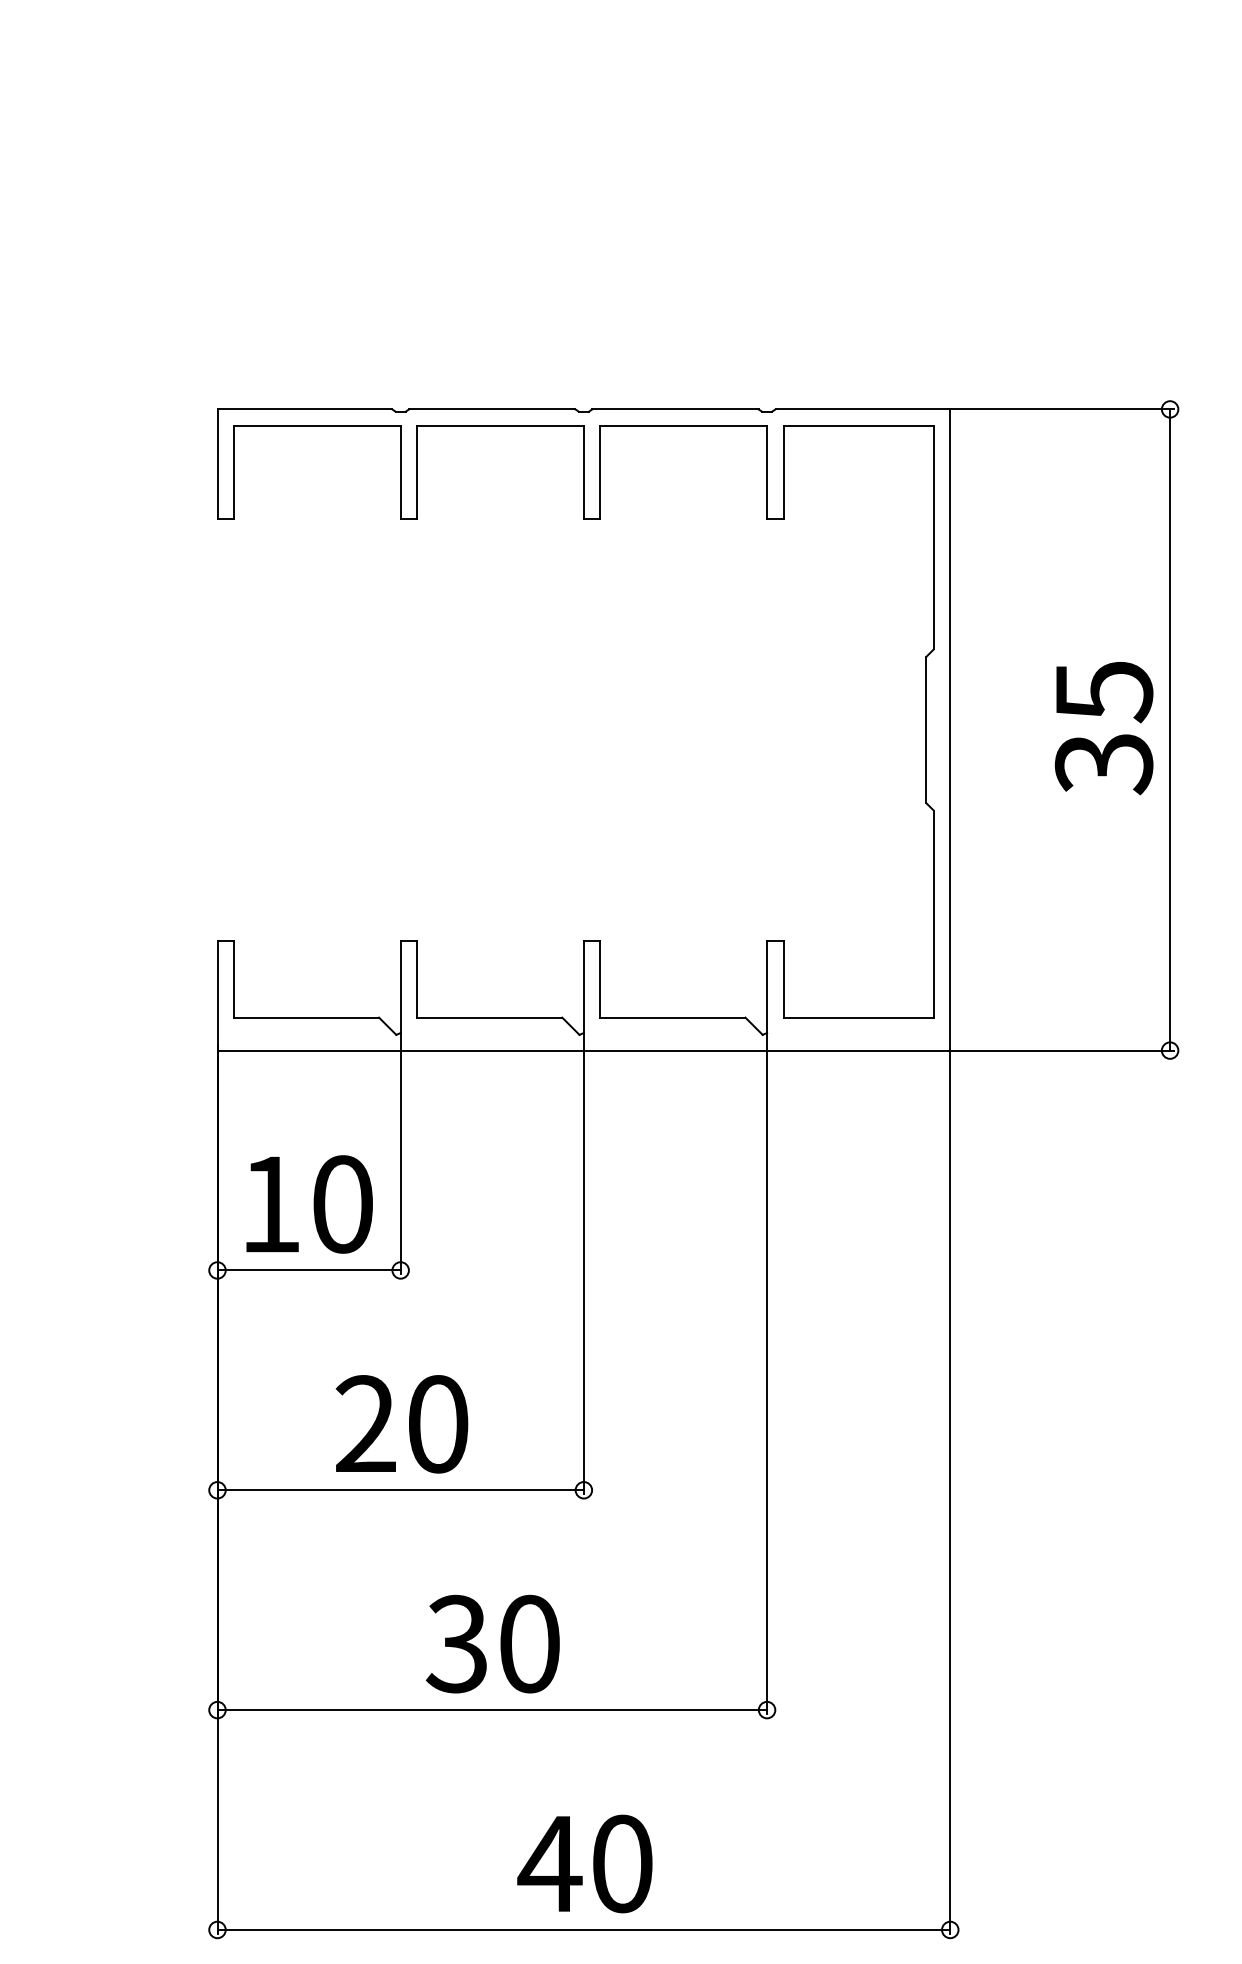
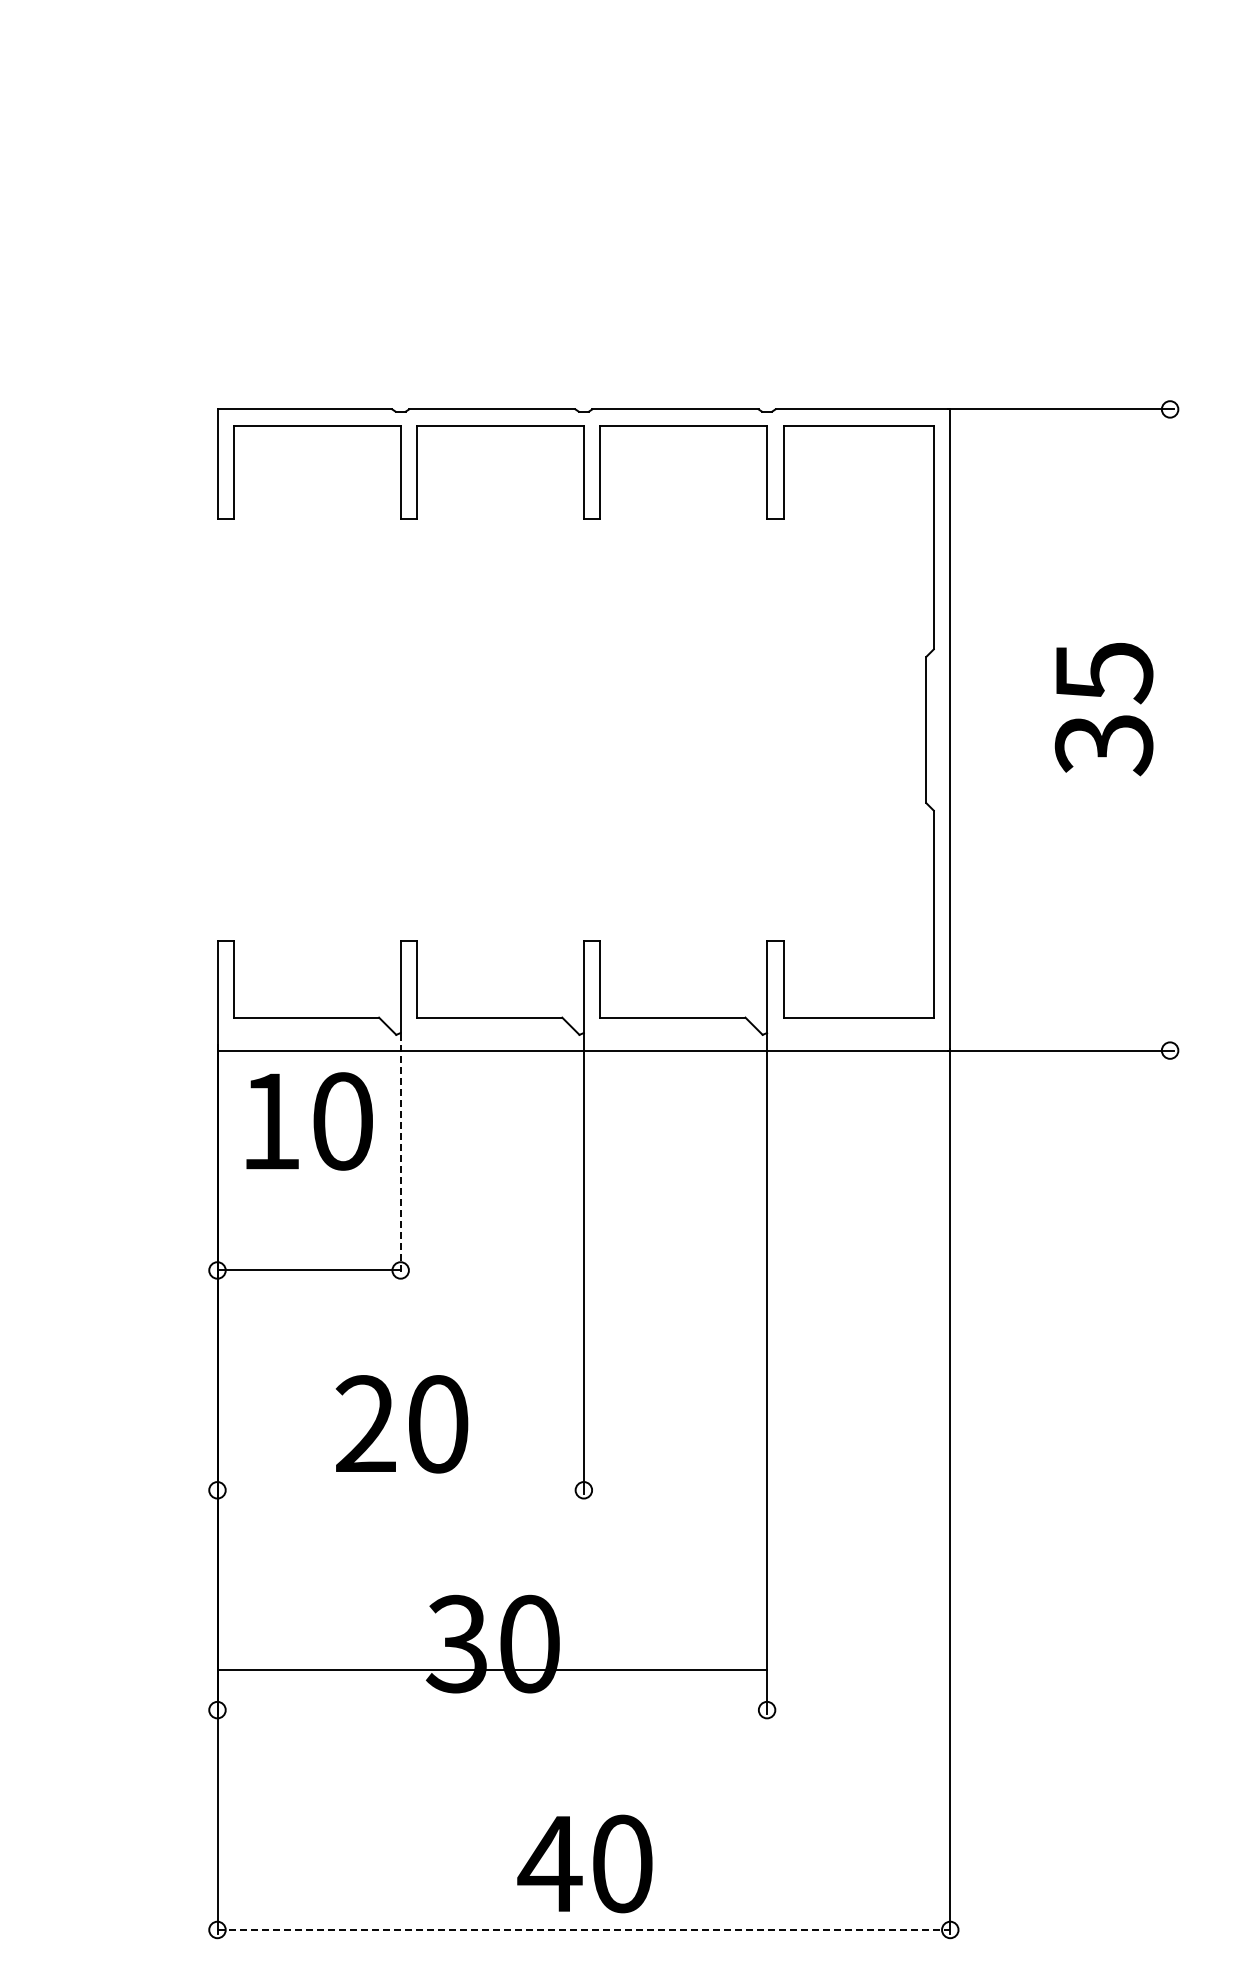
text position: (1103, 728) -> (1103, 709) (1103, 709)
line: present -> none (1170, 729)
line: solid -> dashed (400, 1154)
text position: (309, 1204) -> (309, 1121) (309, 1121)
line: present -> none (400, 1490)
line position: (492, 1710) -> (492, 1670) (492, 1670)
line: solid -> dashed (584, 1929)
